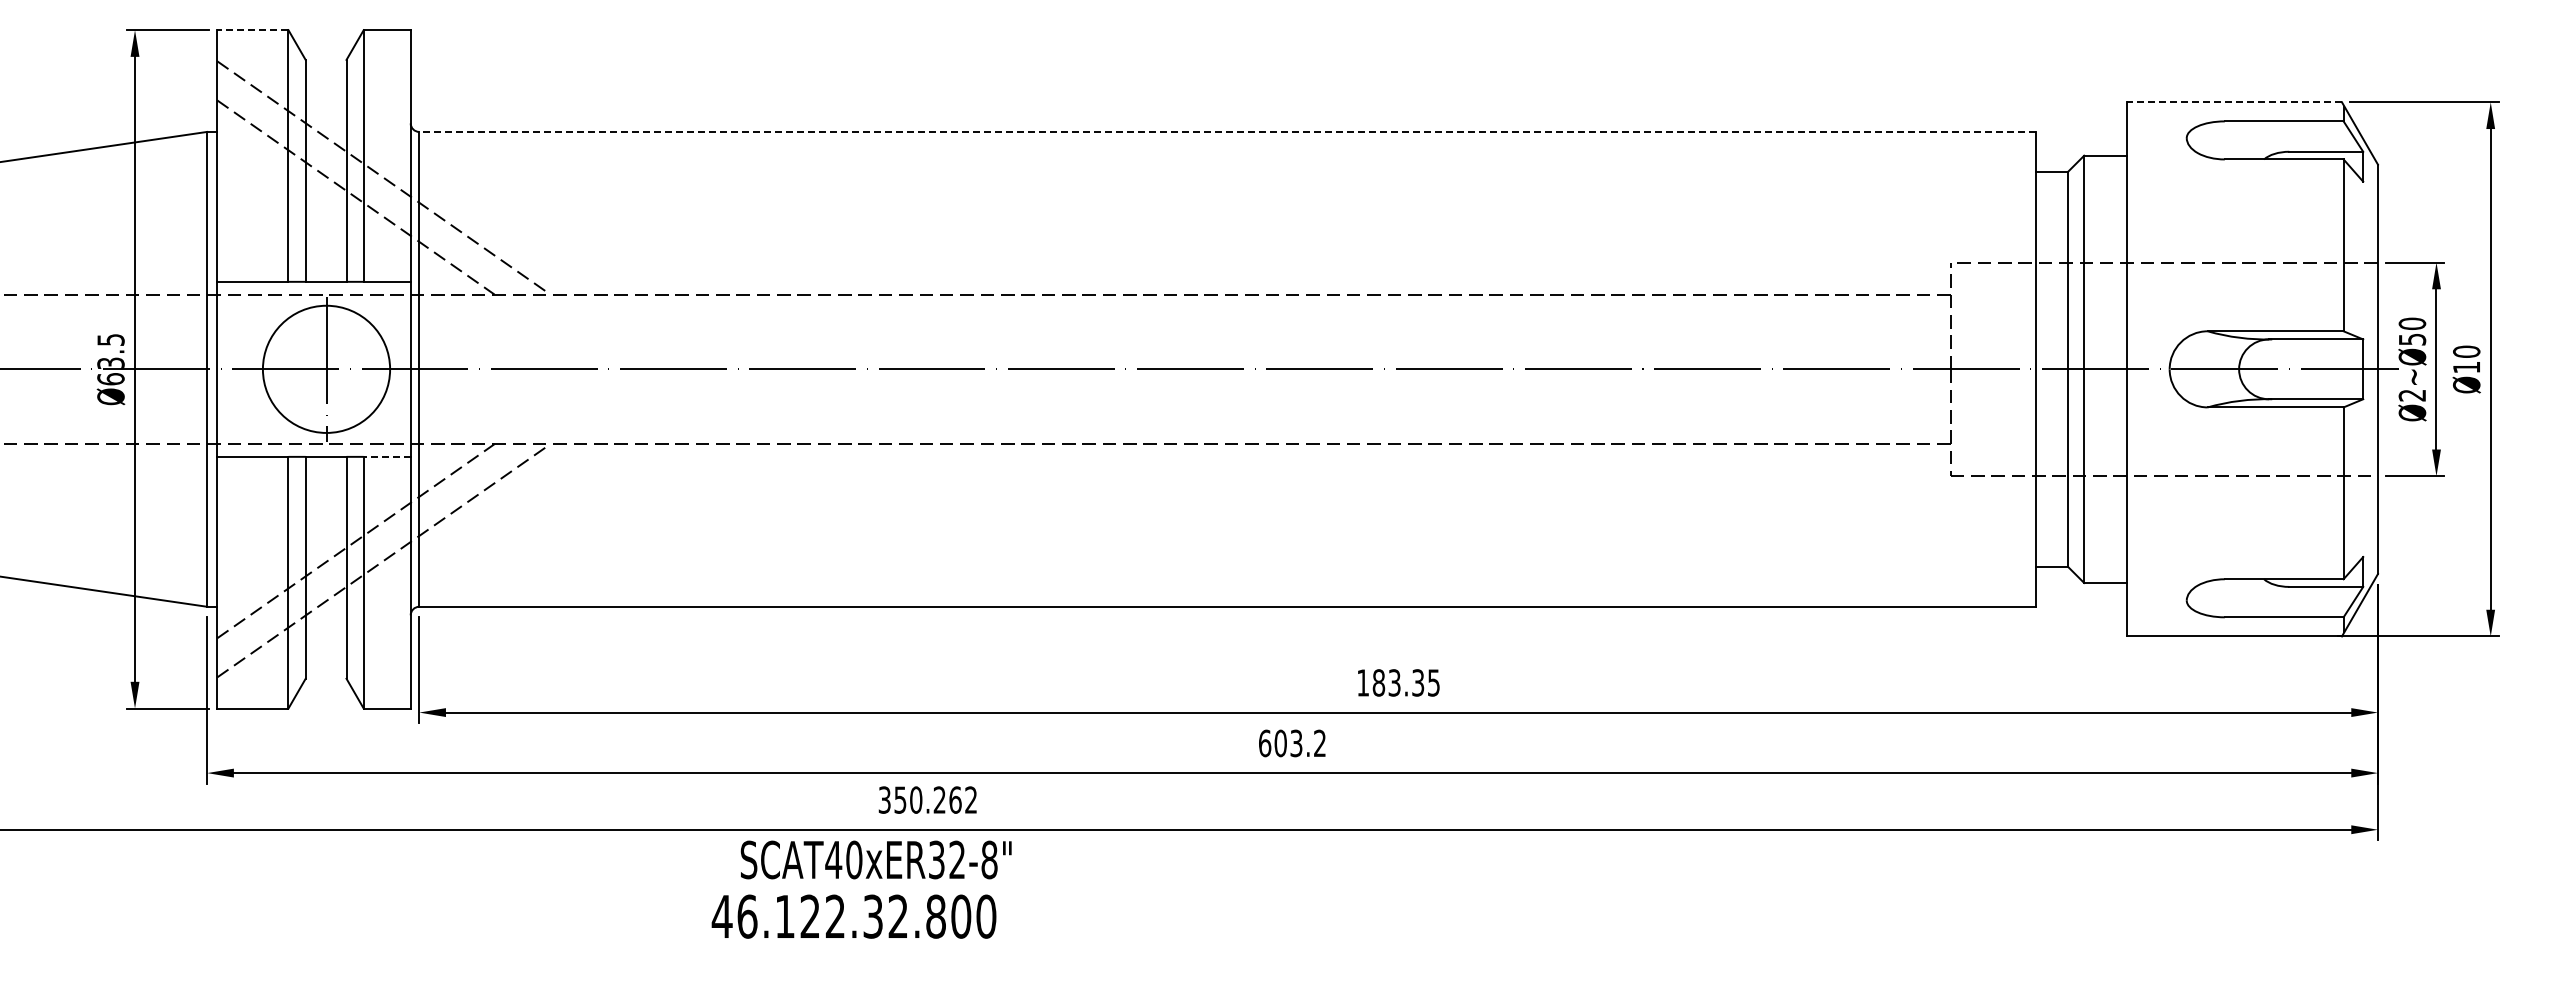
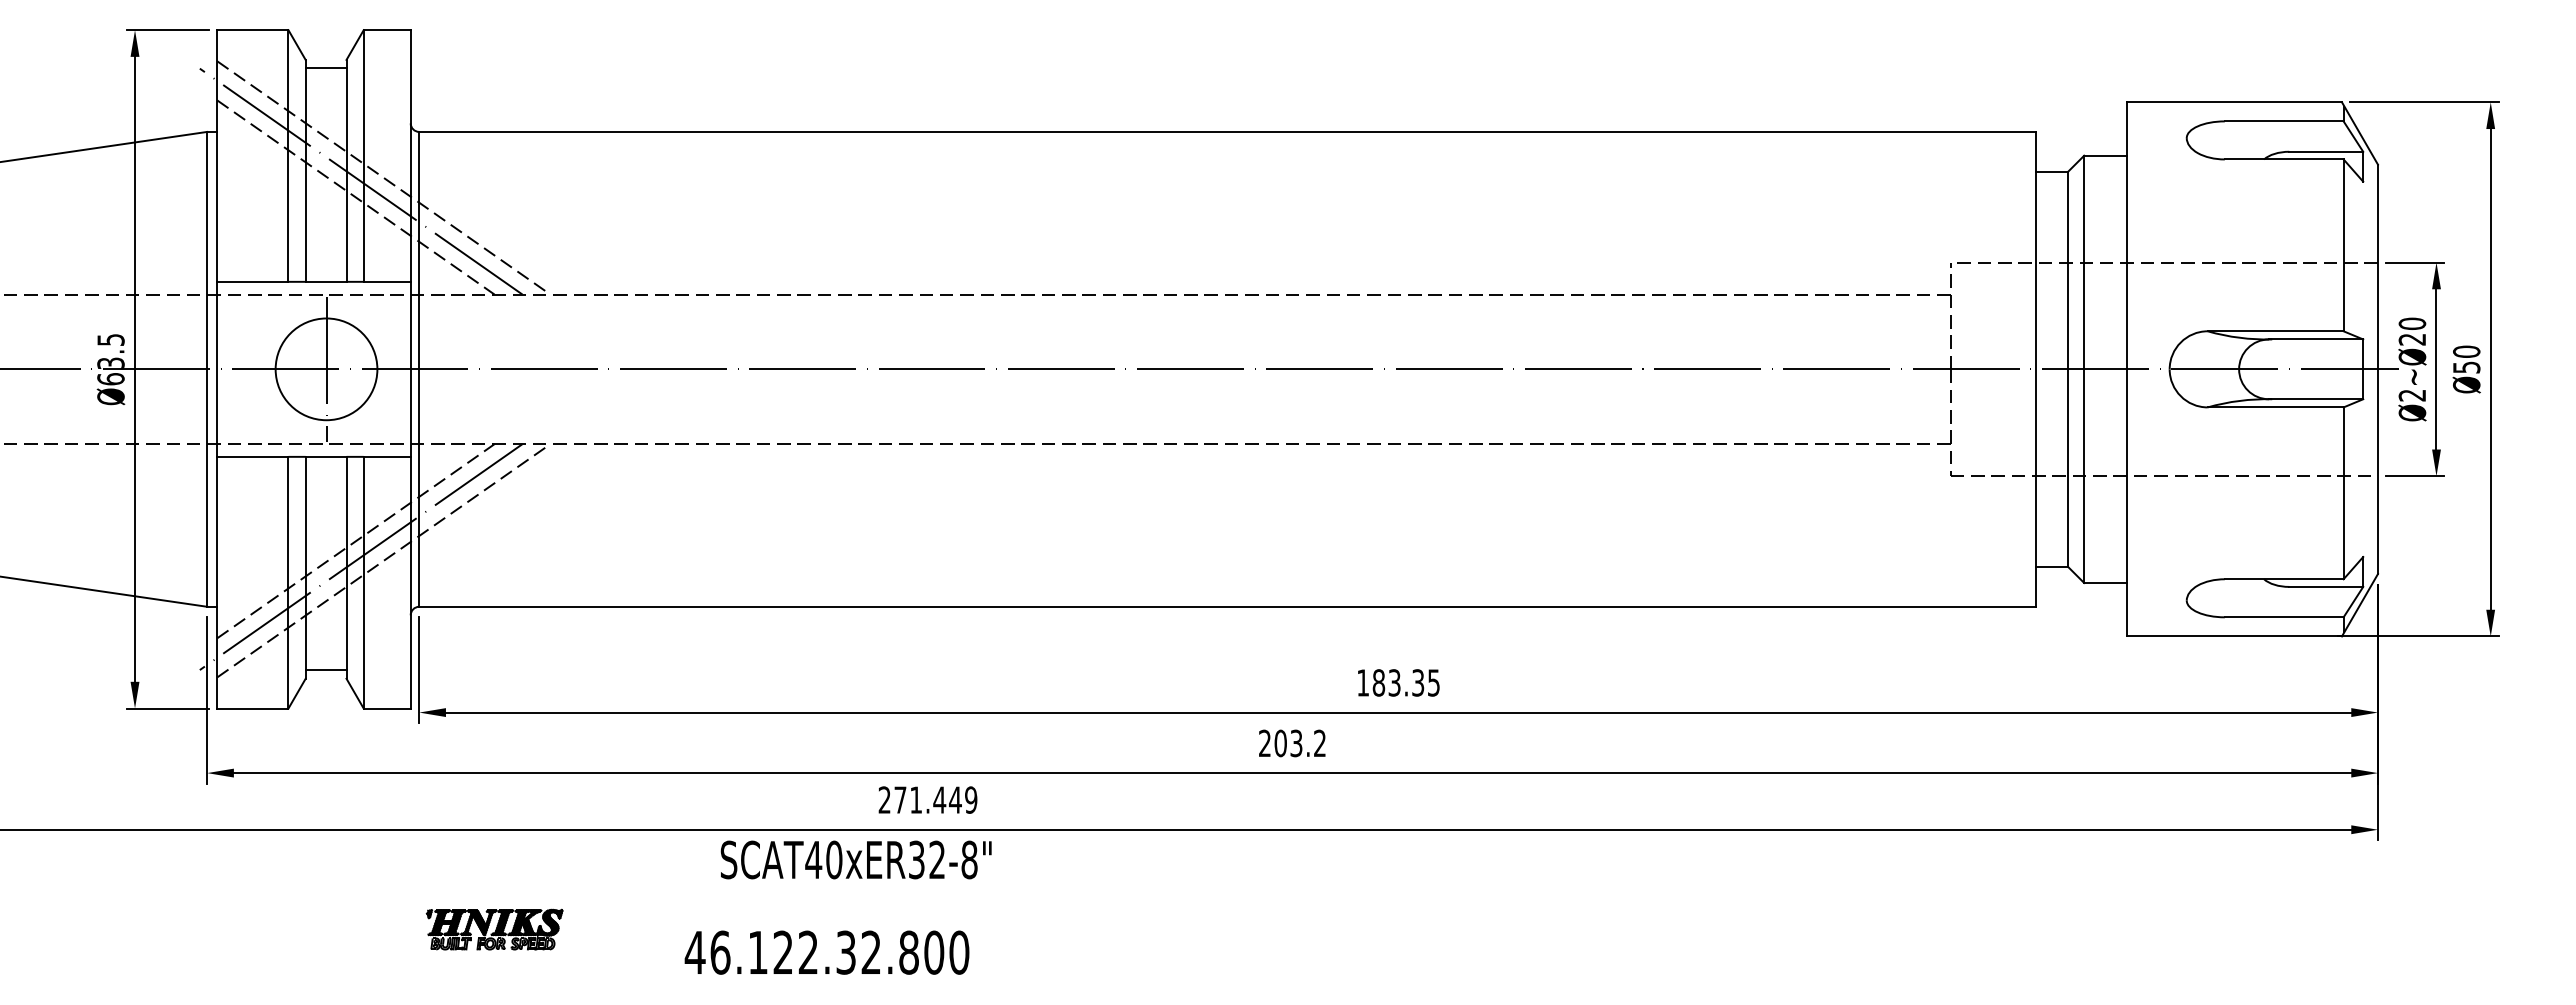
line: dashed -> solid (252, 30)
line: none -> present (325, 68)
line: dashed -> solid (2234, 102)
line: dashed -> solid (1227, 131)
line: none -> present (360, 181)
text: Ø2~Ø50 -> Ø2~Ø20 (2412, 339)
text: Ø10 -> Ø50 (2466, 367)
circle diameter: 127 px -> 102 px (326, 369)
line: dashed -> solid (386, 456)
line: none -> present (360, 557)
line: none -> present (325, 670)
text: 603.2 -> 203.2 (1265, 743)
text: 350.262 -> 271.449 (927, 799)
text position: (875, 859) -> (855, 859) (855, 859)
text position: (853, 916) -> (826, 952) (826, 952)
part: none -> present (494, 929)
